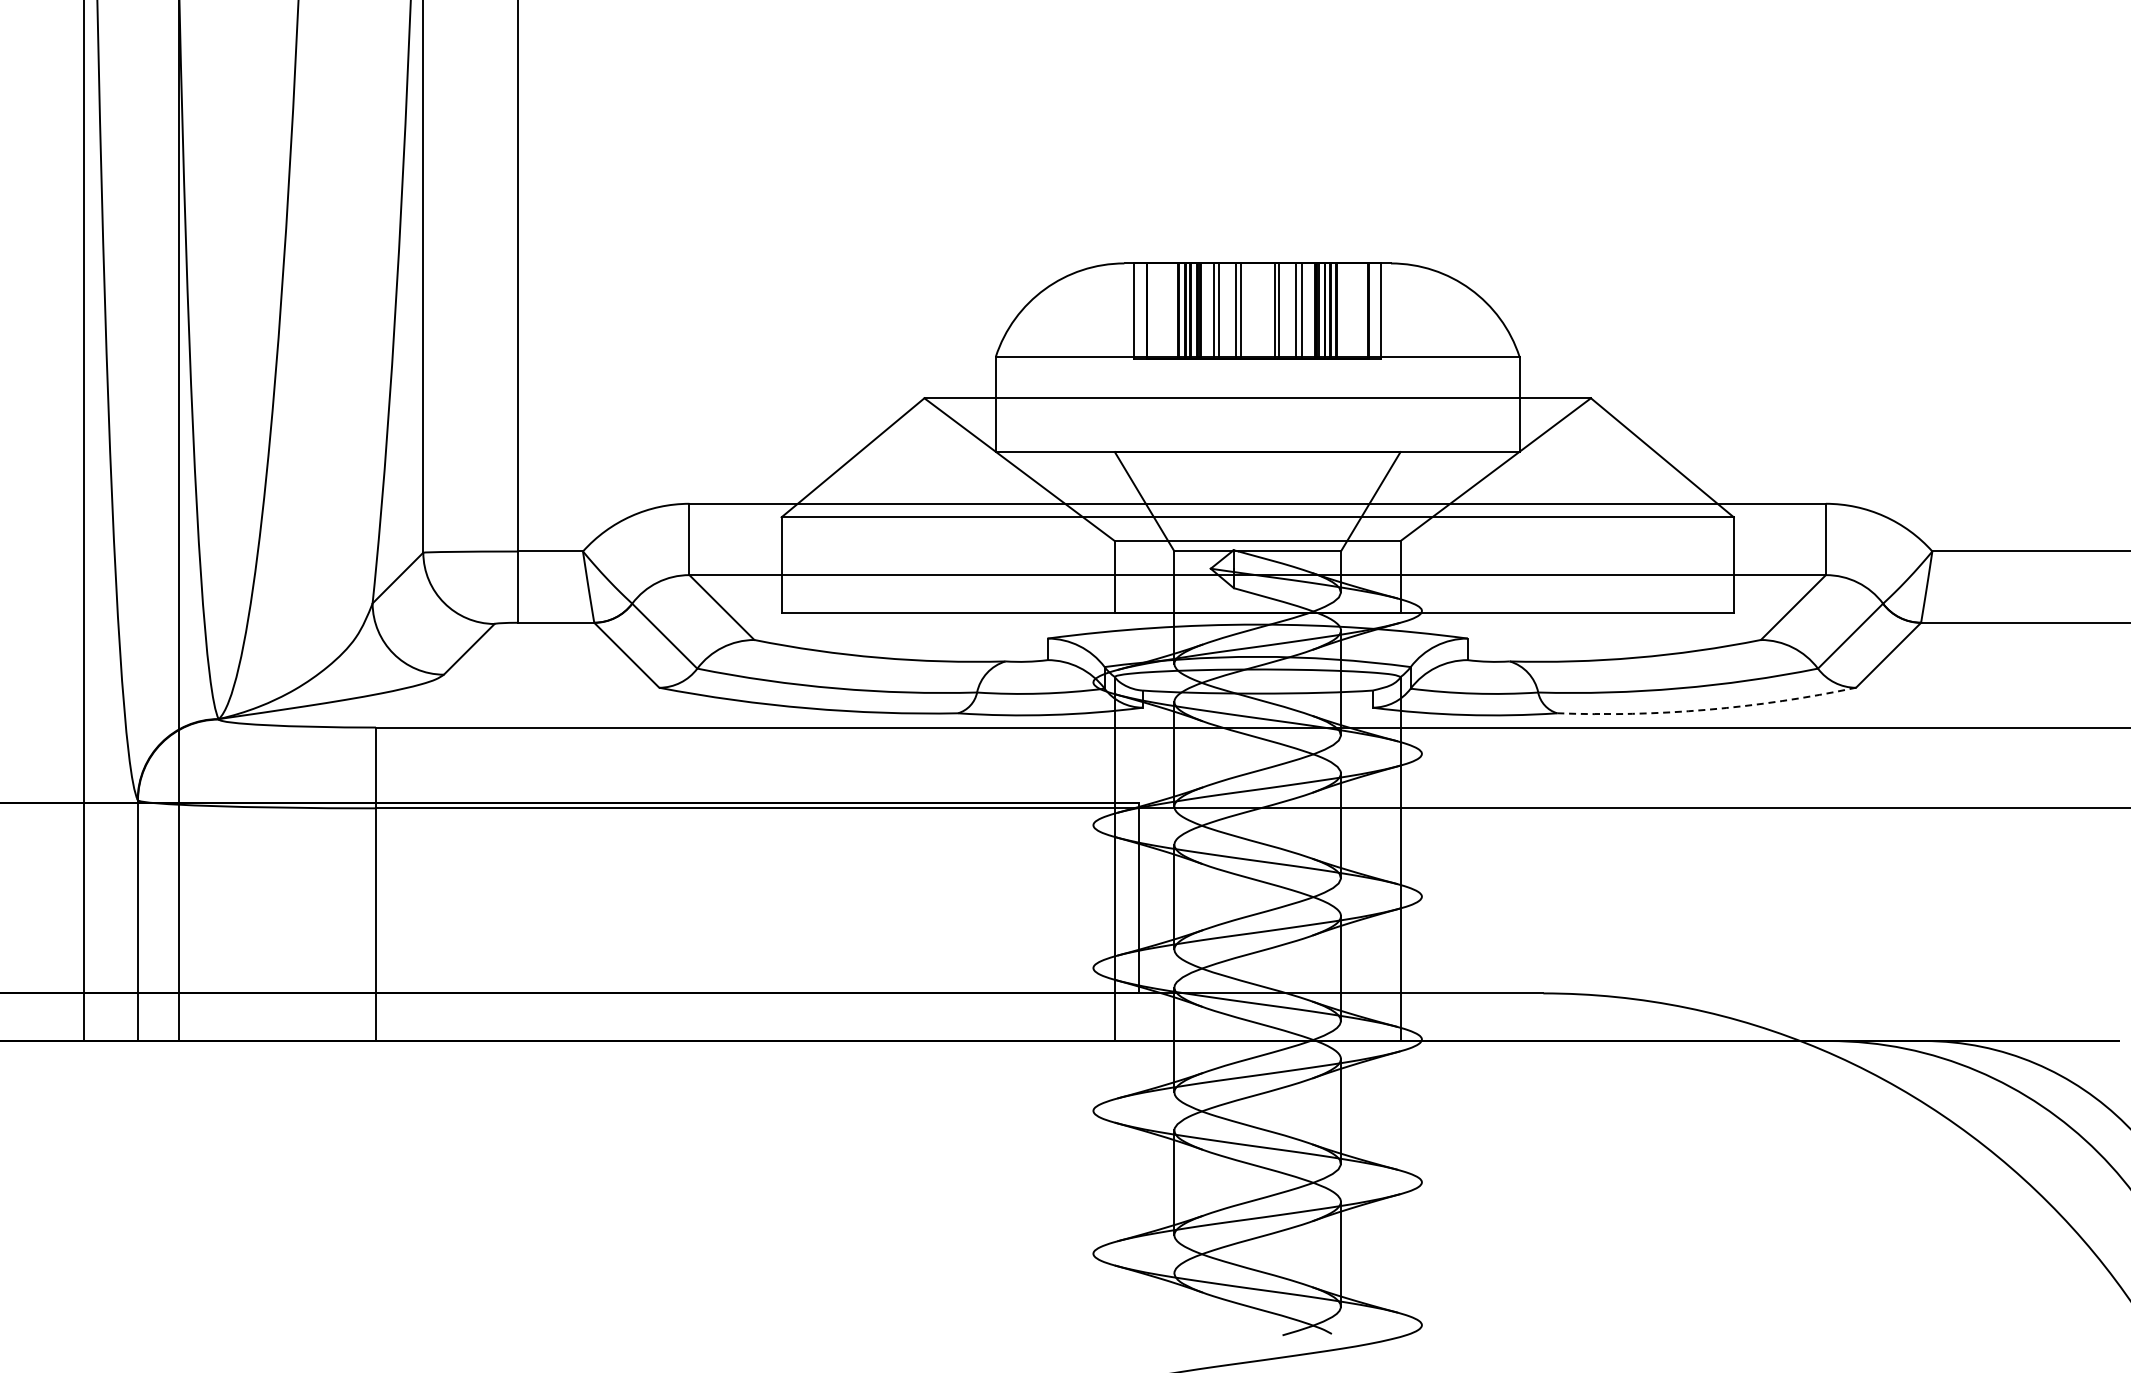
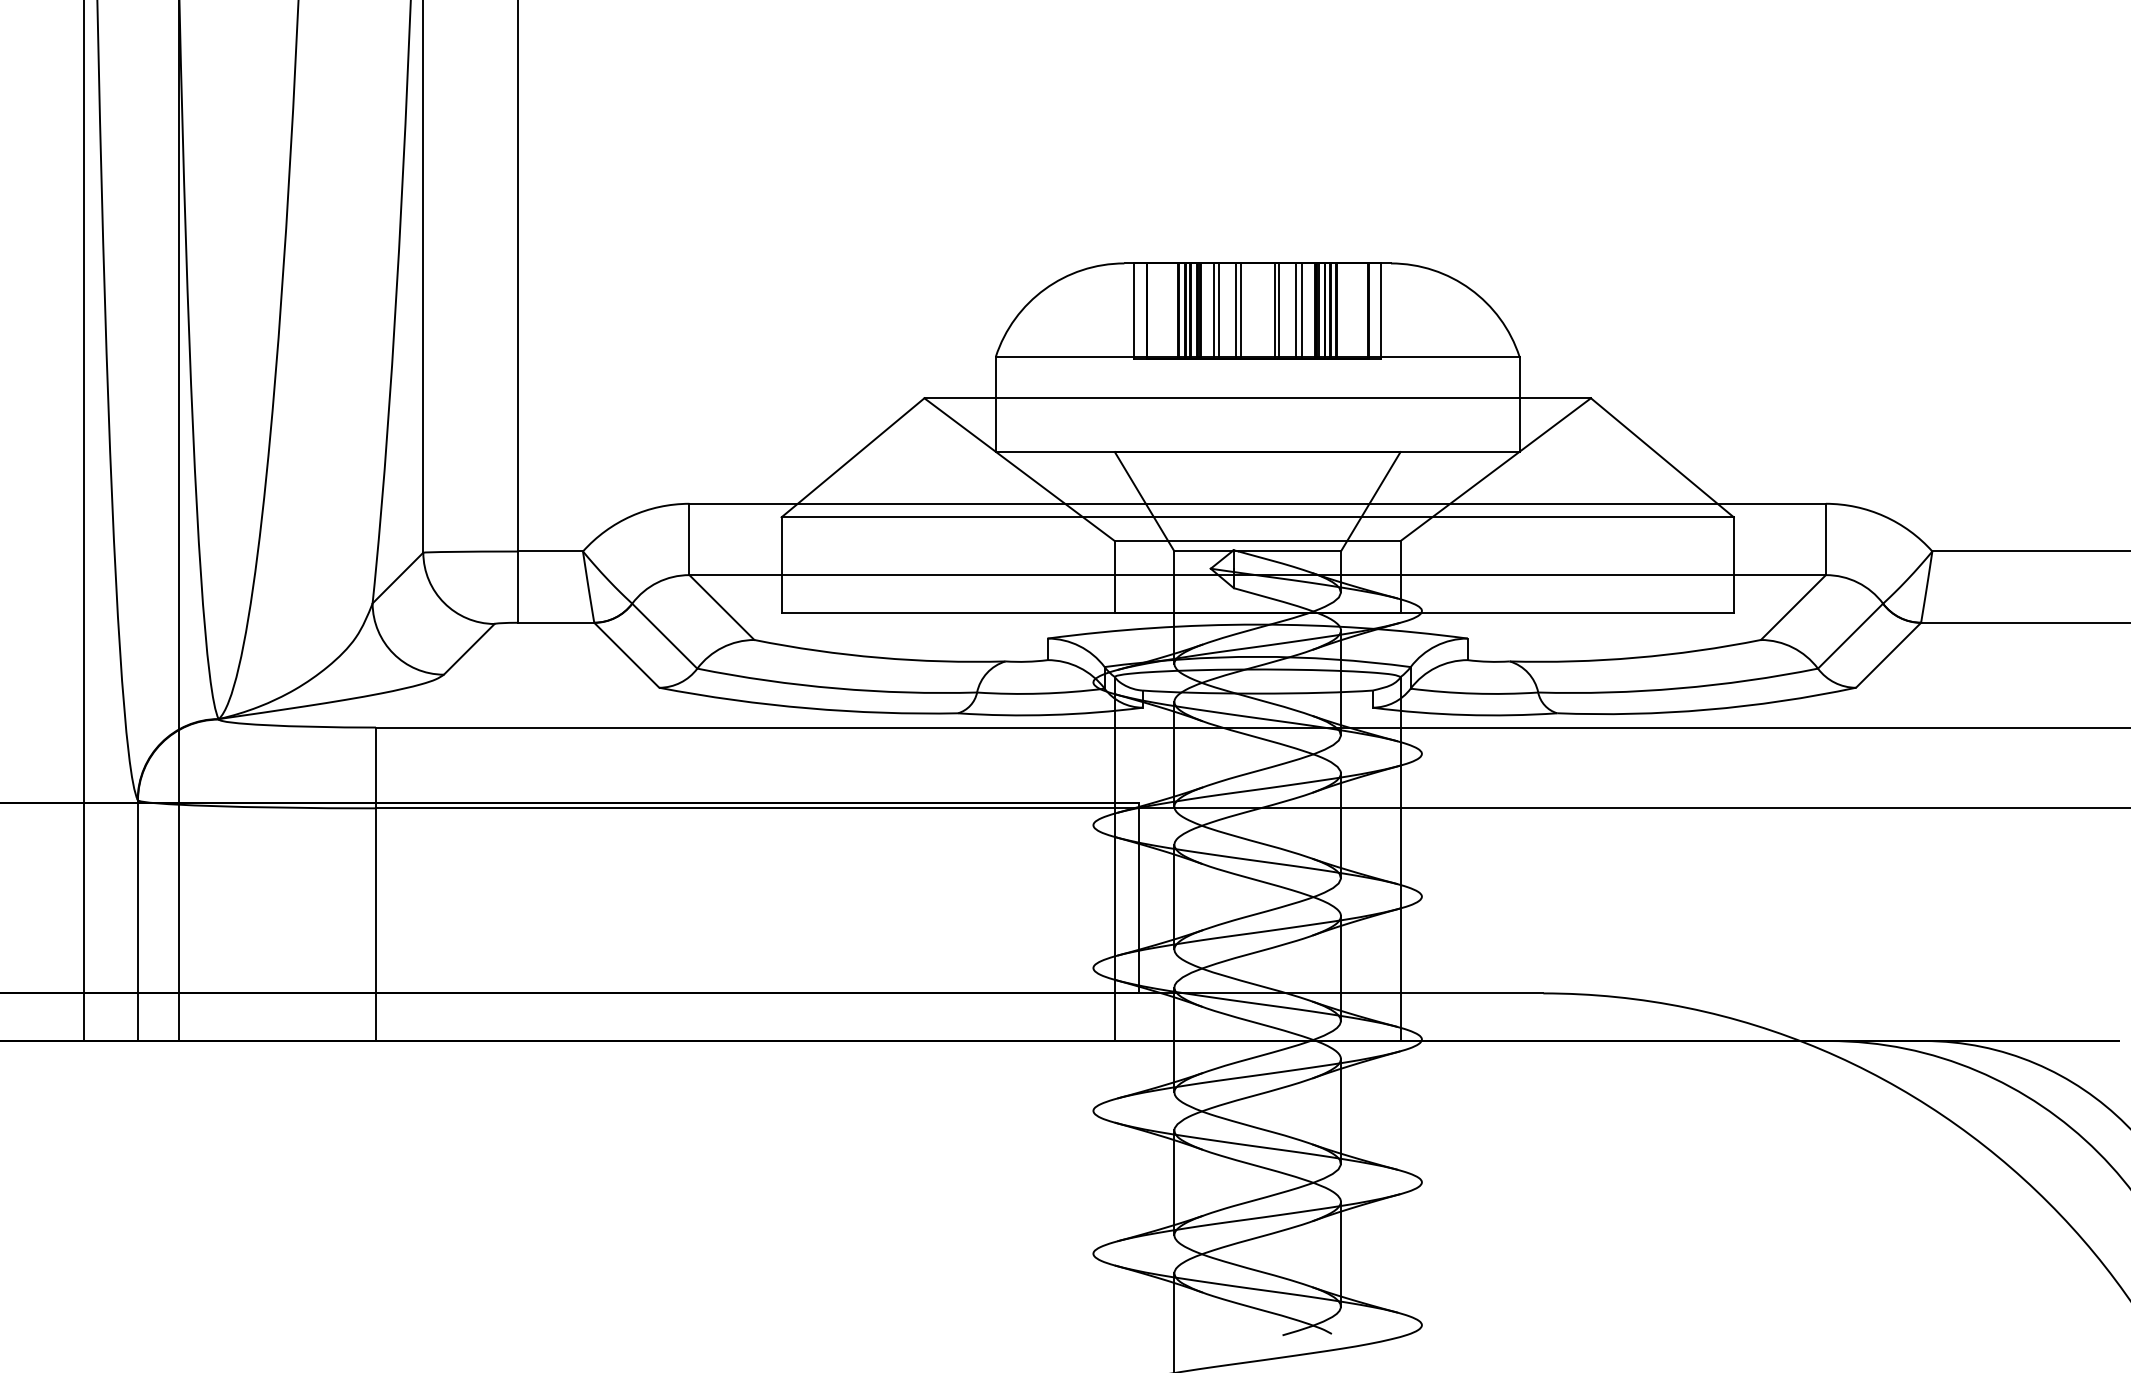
arc: dashed -> solid (1707, 709)
line: none -> present (1174, 1321)
